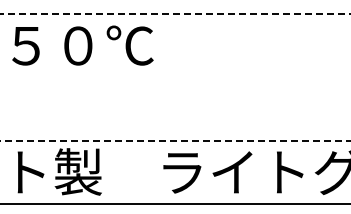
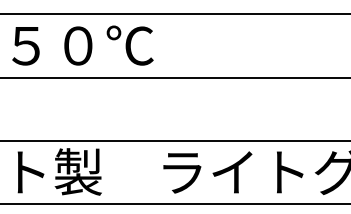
line: dashed -> solid (175, 14)
line: none -> present (174, 77)
line: dashed -> solid (175, 141)
